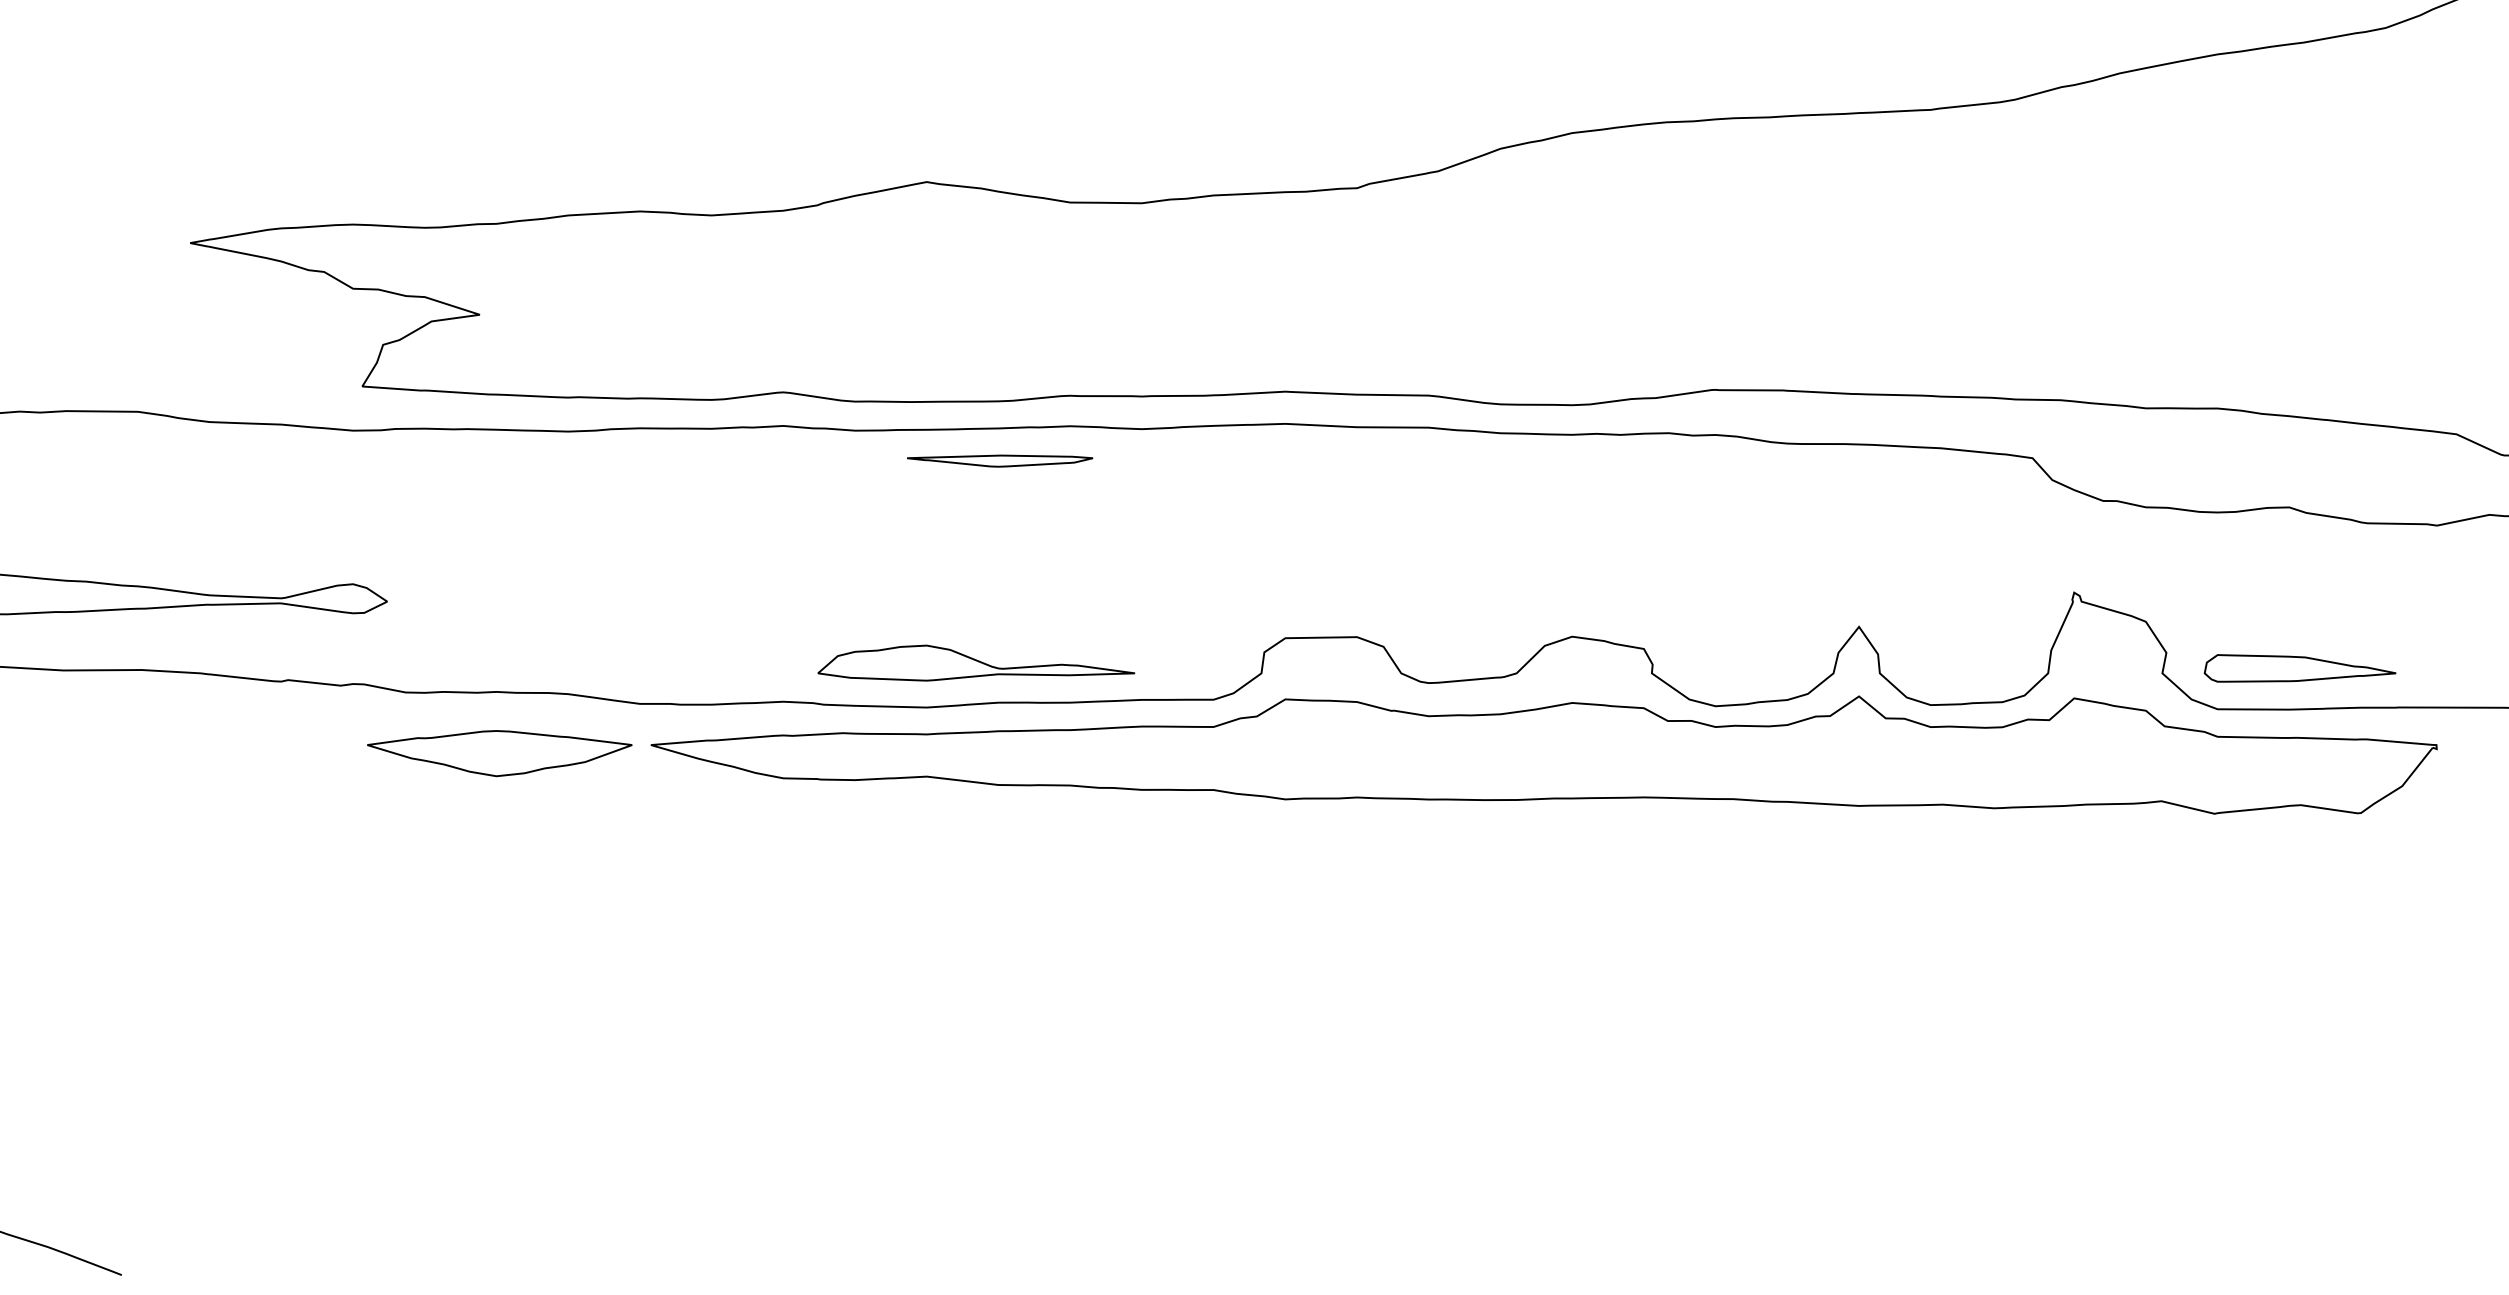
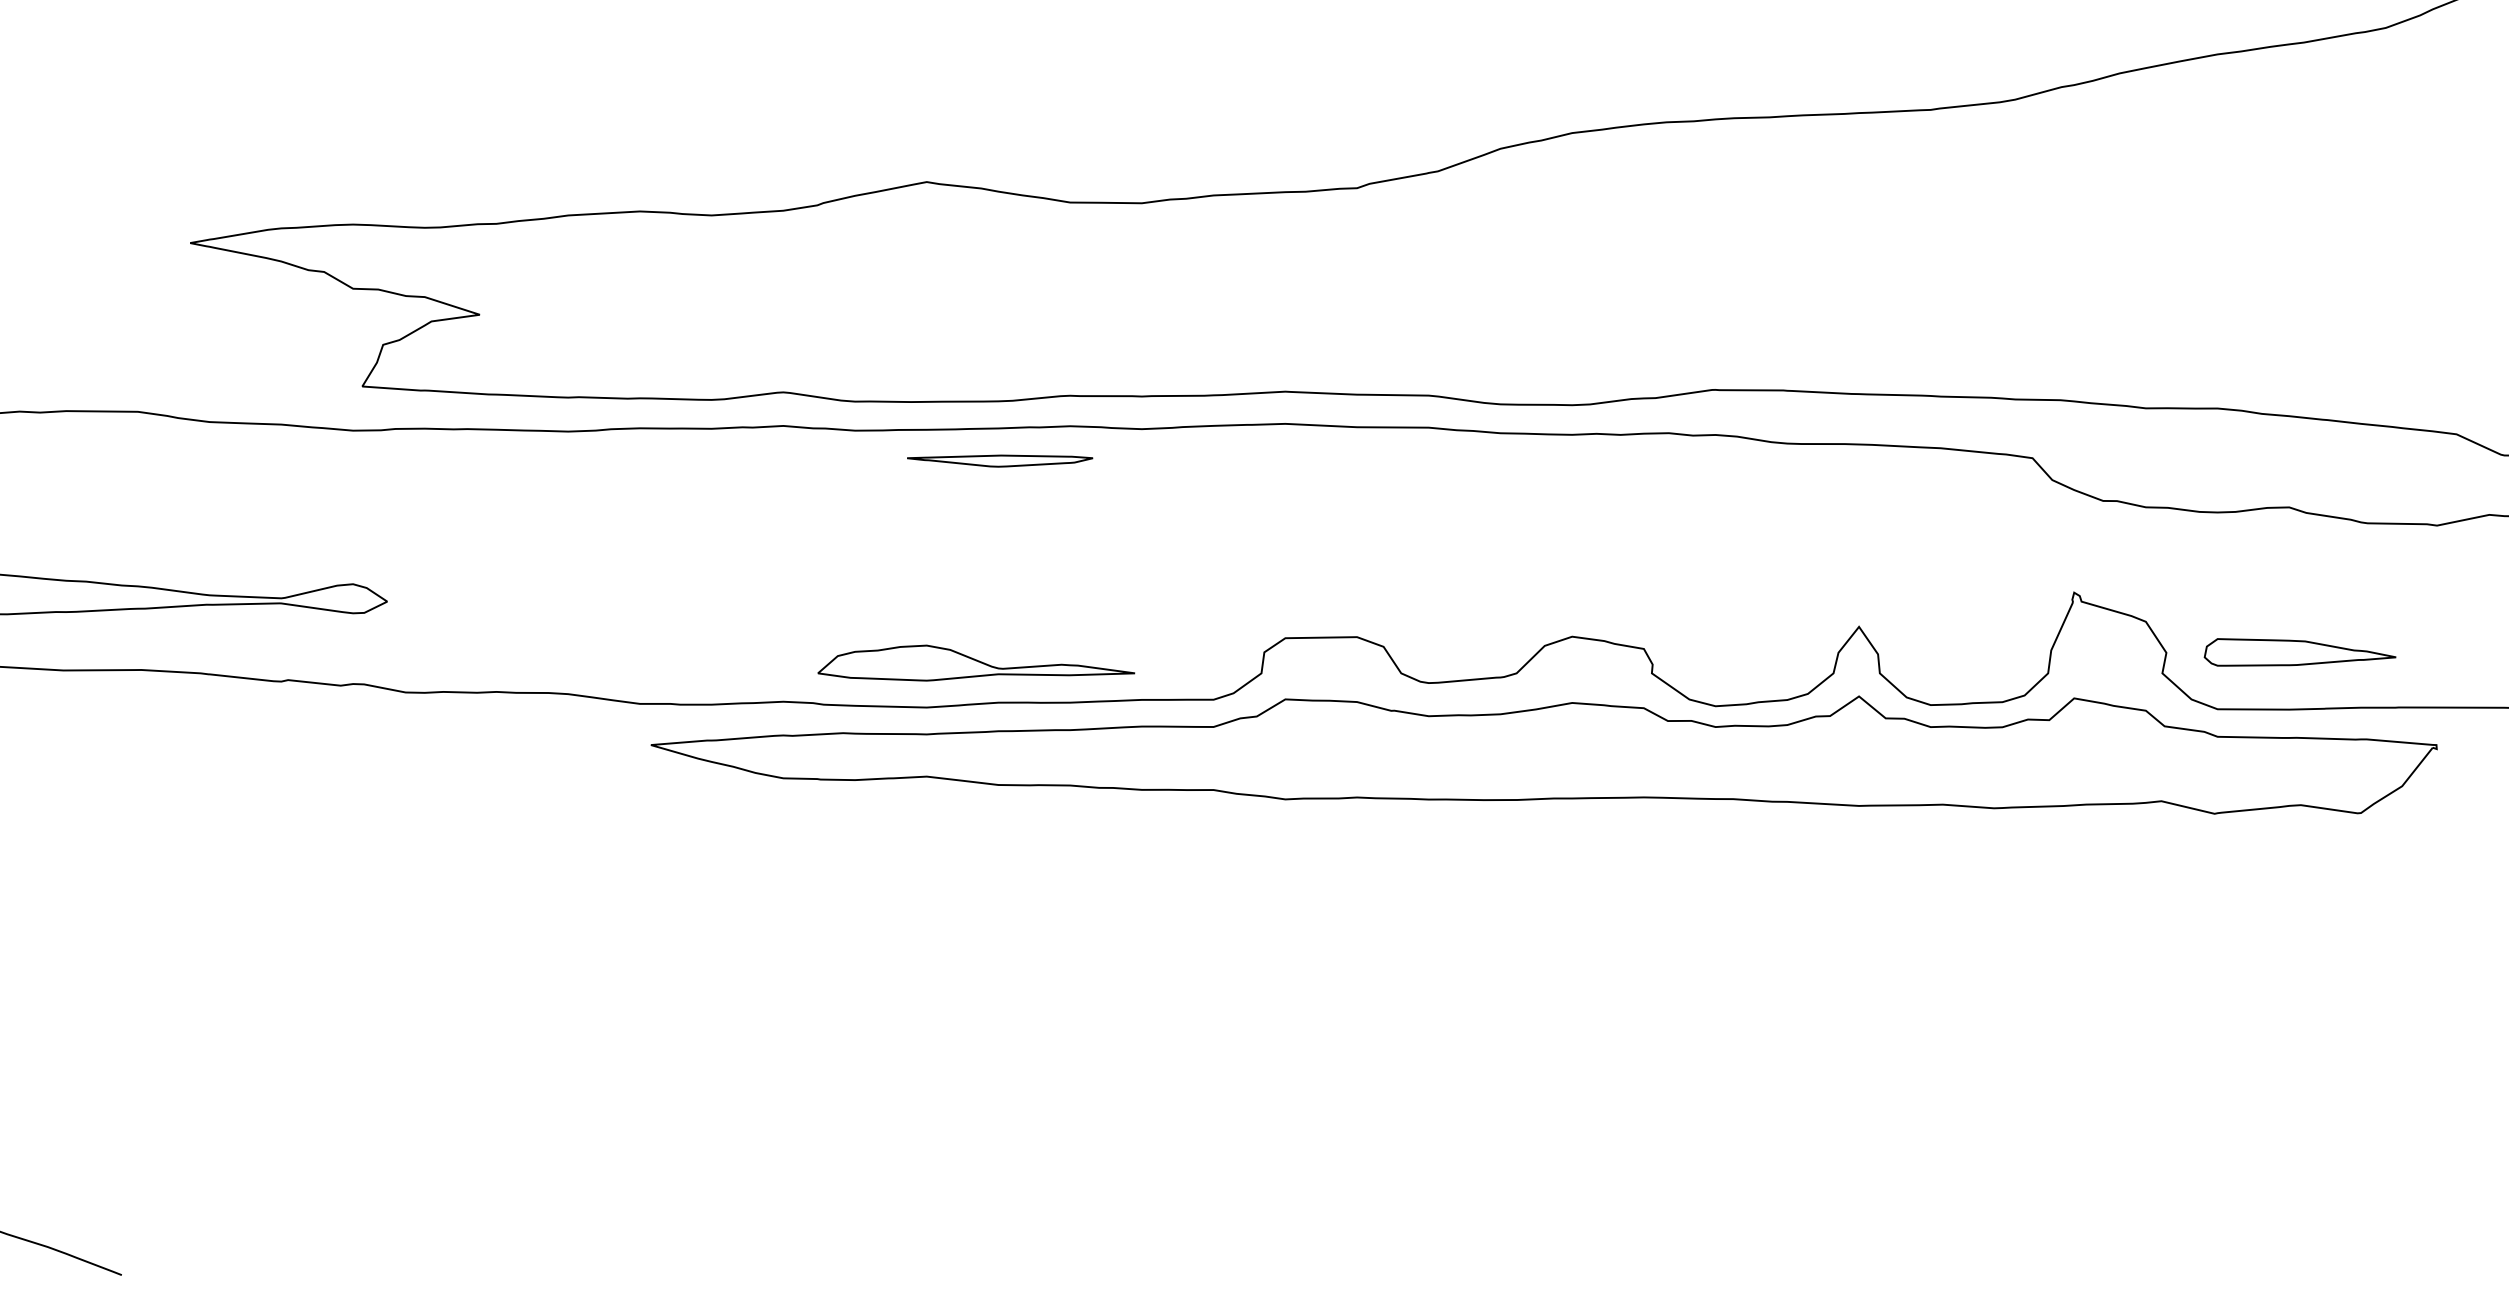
part position: (2299, 668) -> (2299, 652) (2299, 652)
part: present -> none (499, 753)
